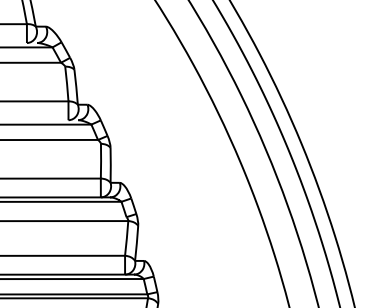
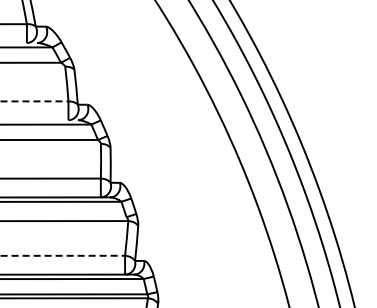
line: solid -> dashed (34, 101)
line: solid -> dashed (63, 255)
